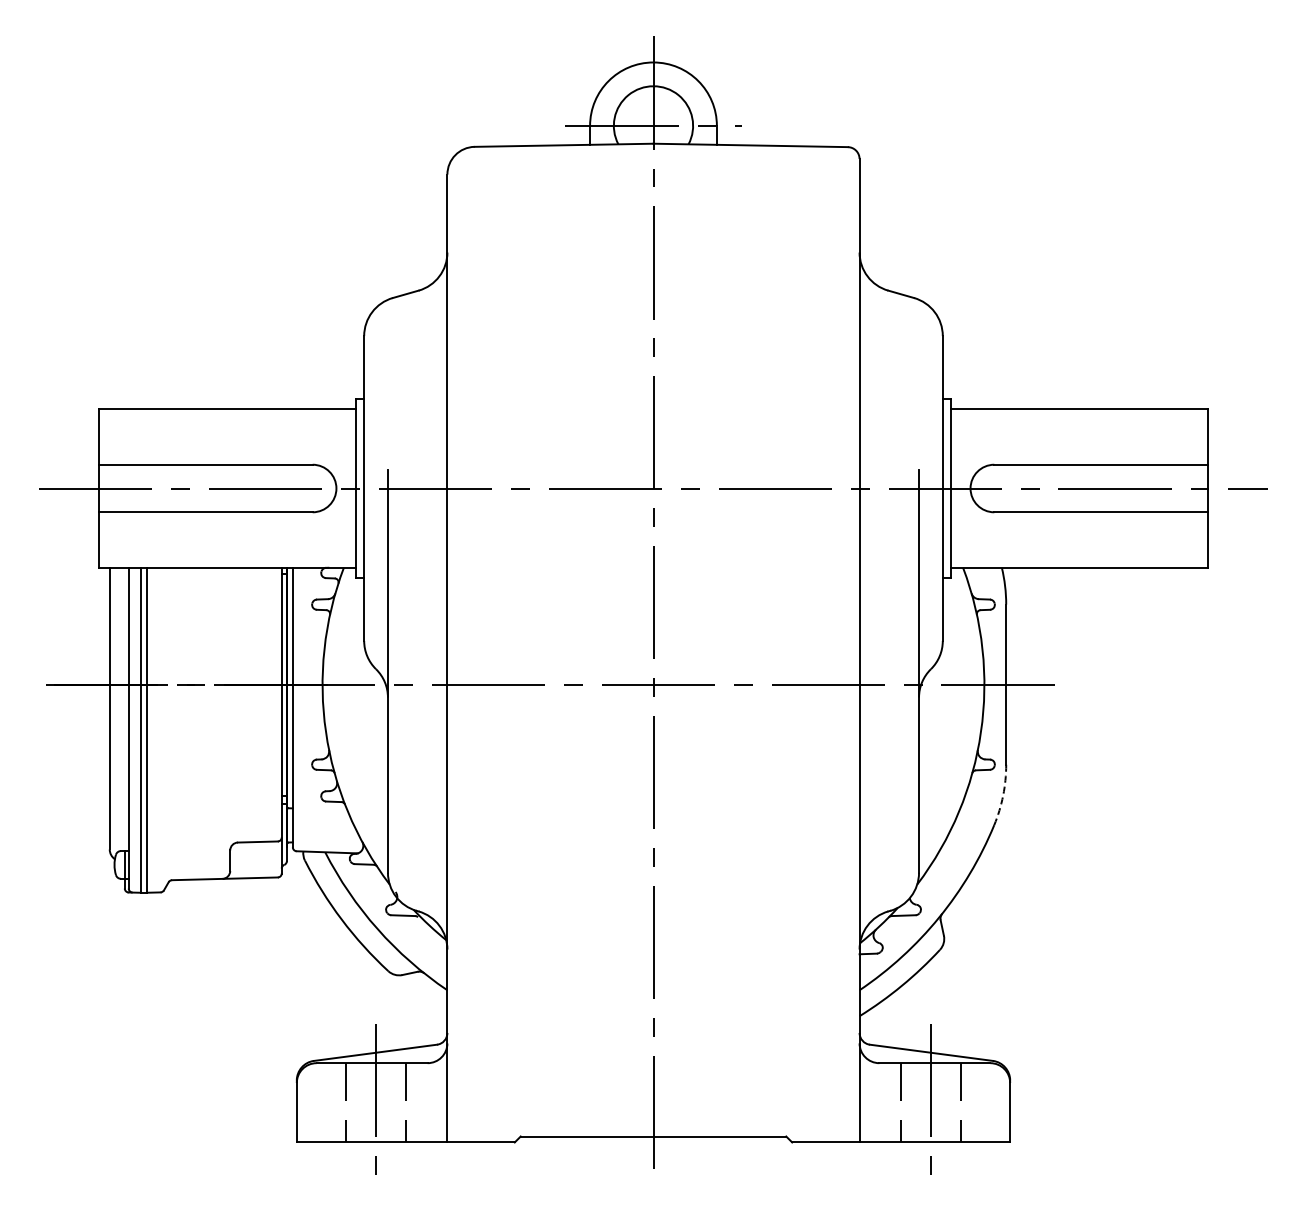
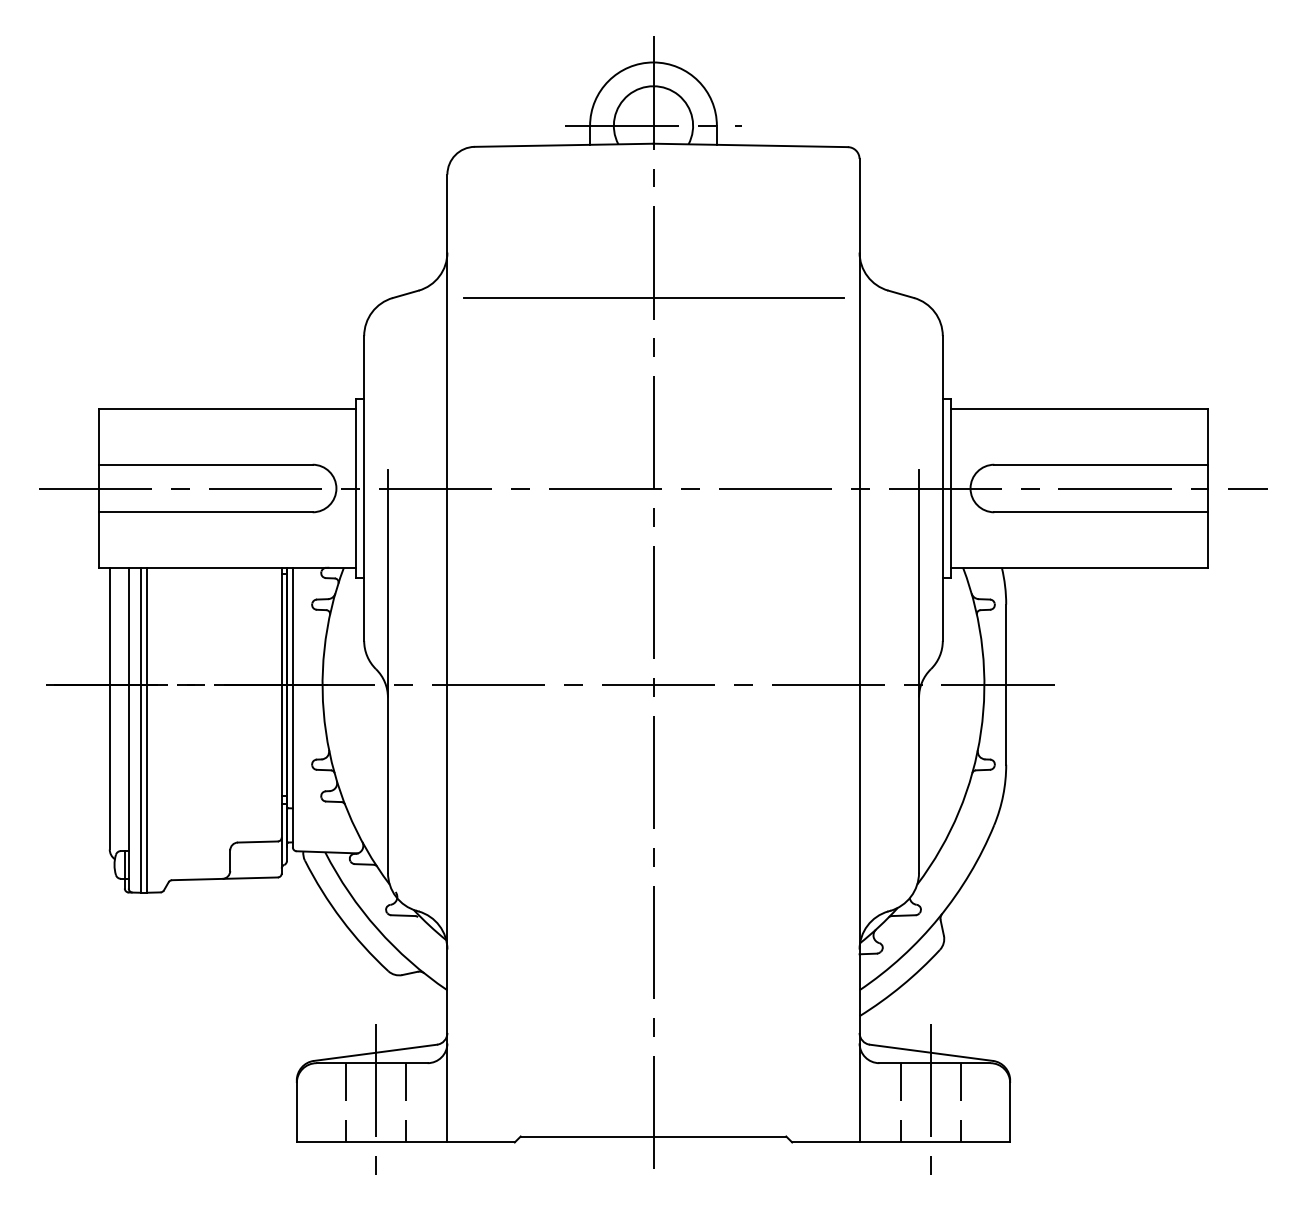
line: none -> present (653, 298)
arc: dashed -> solid (1003, 795)
